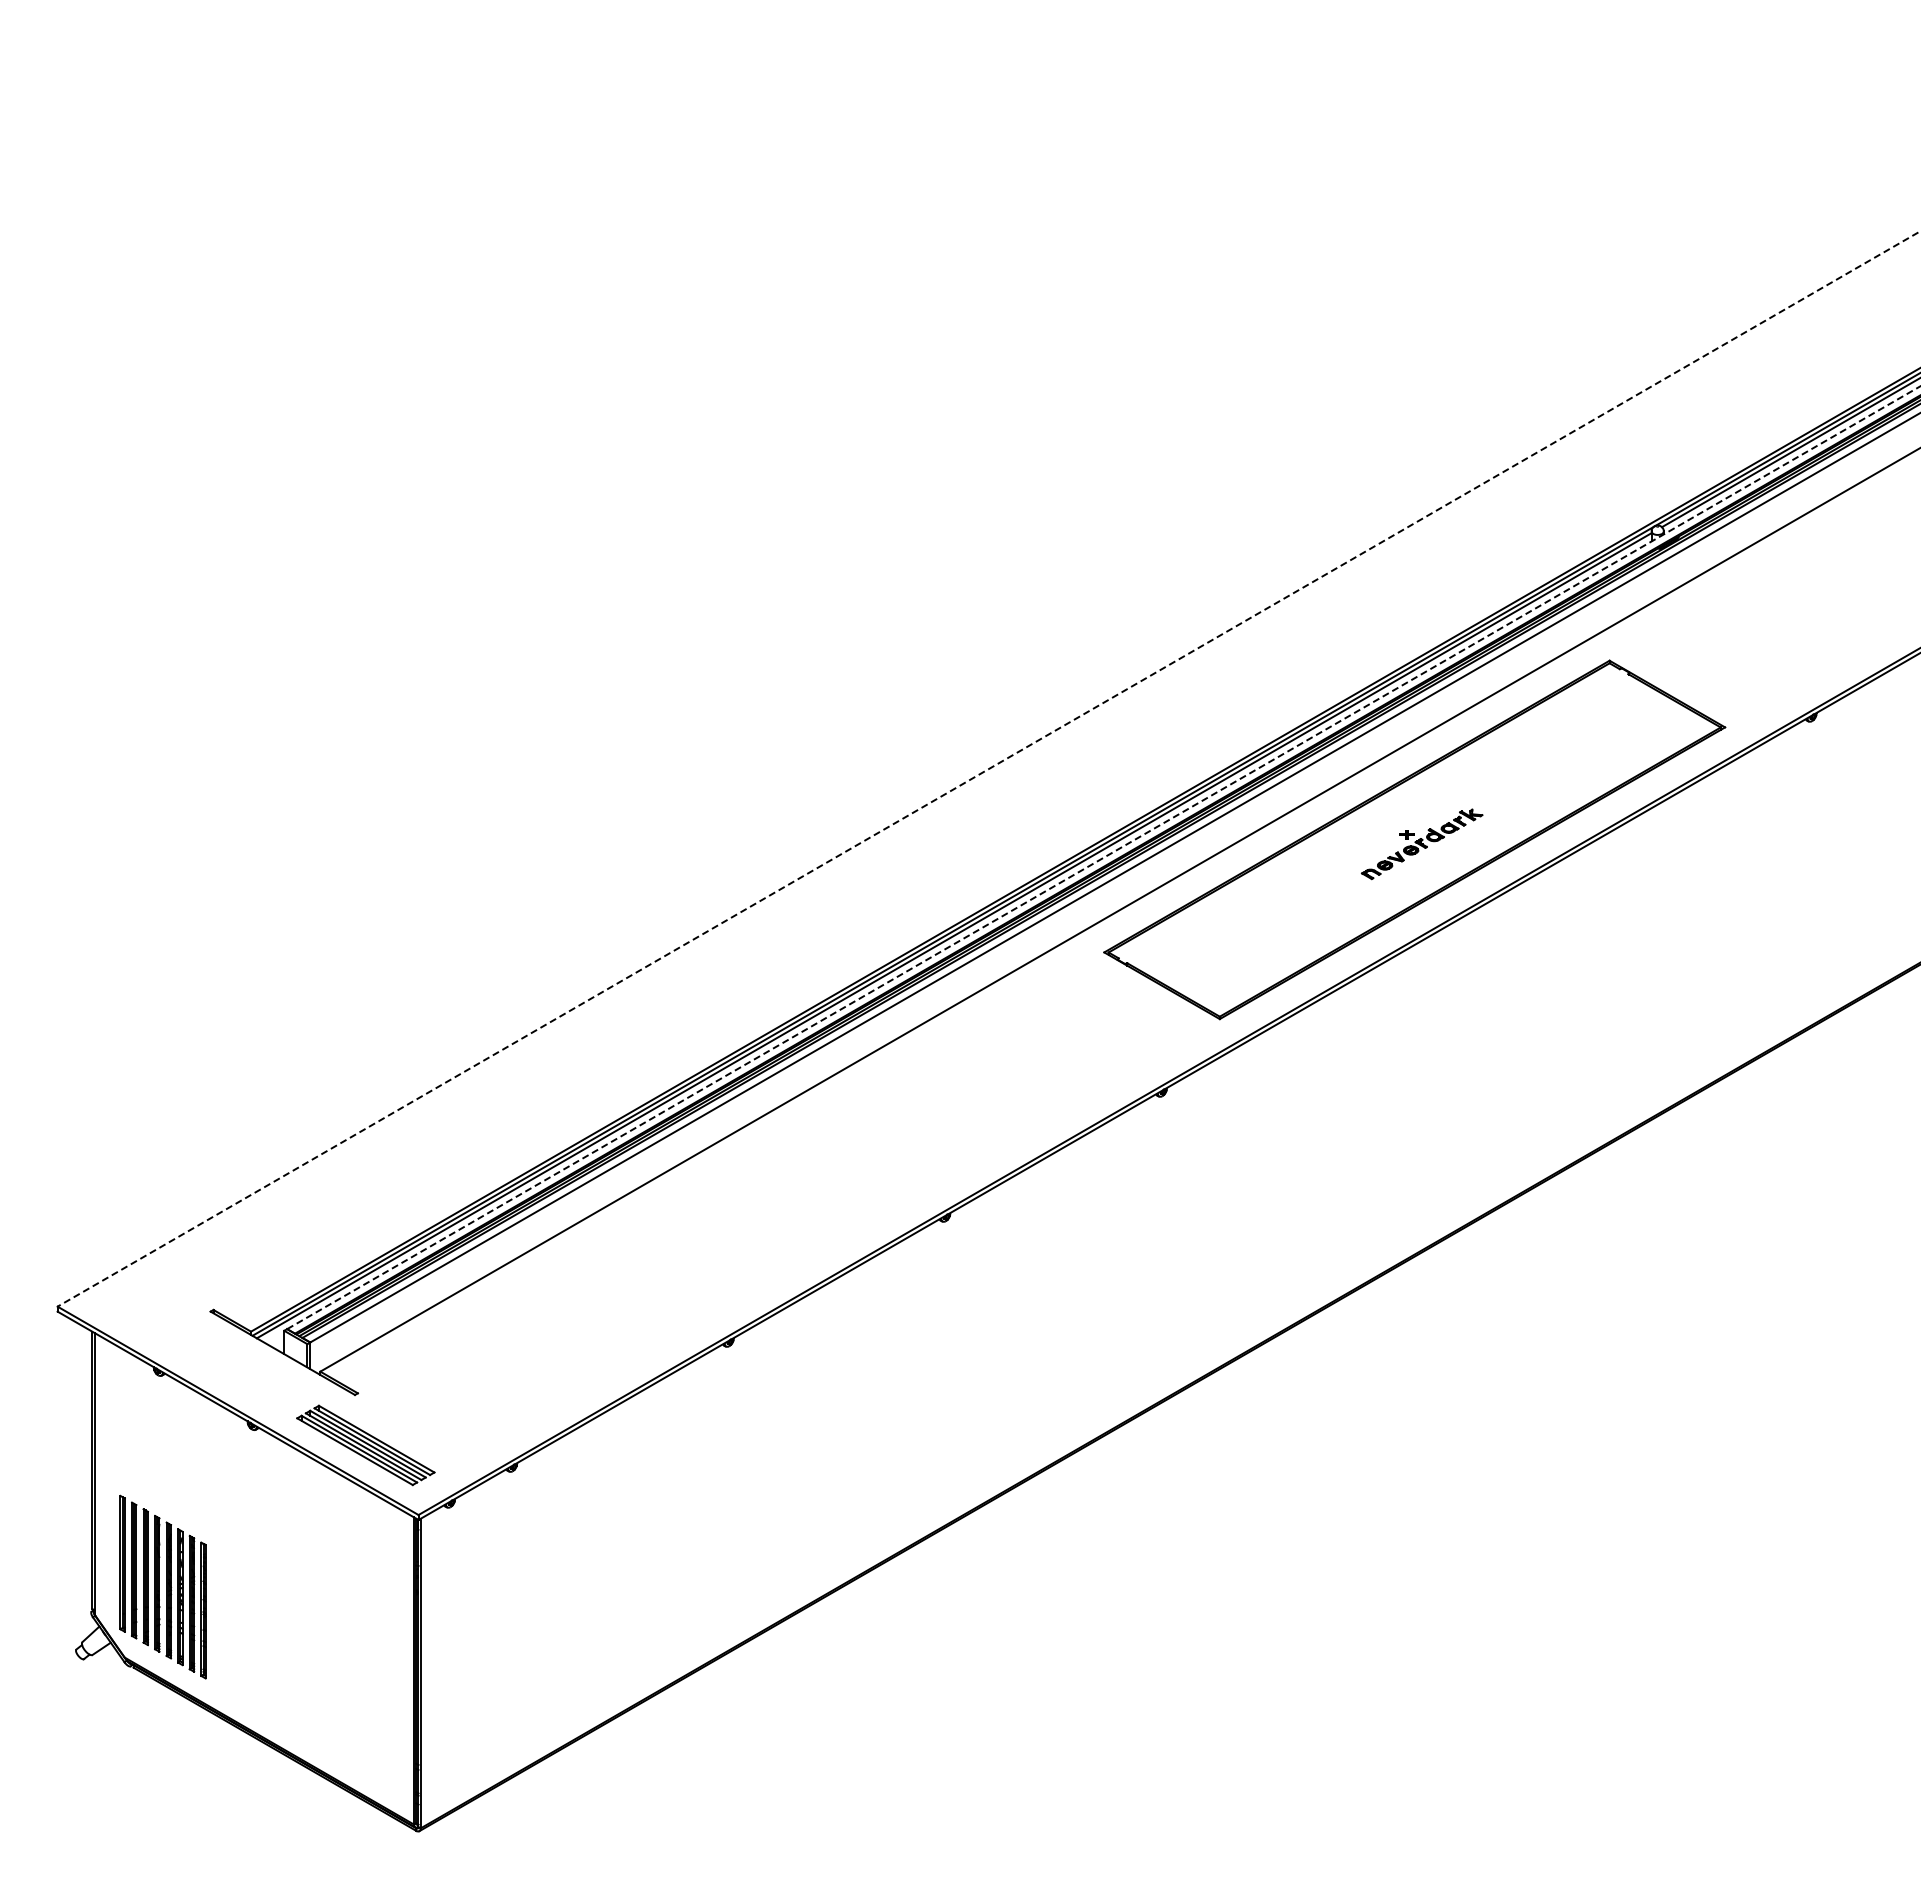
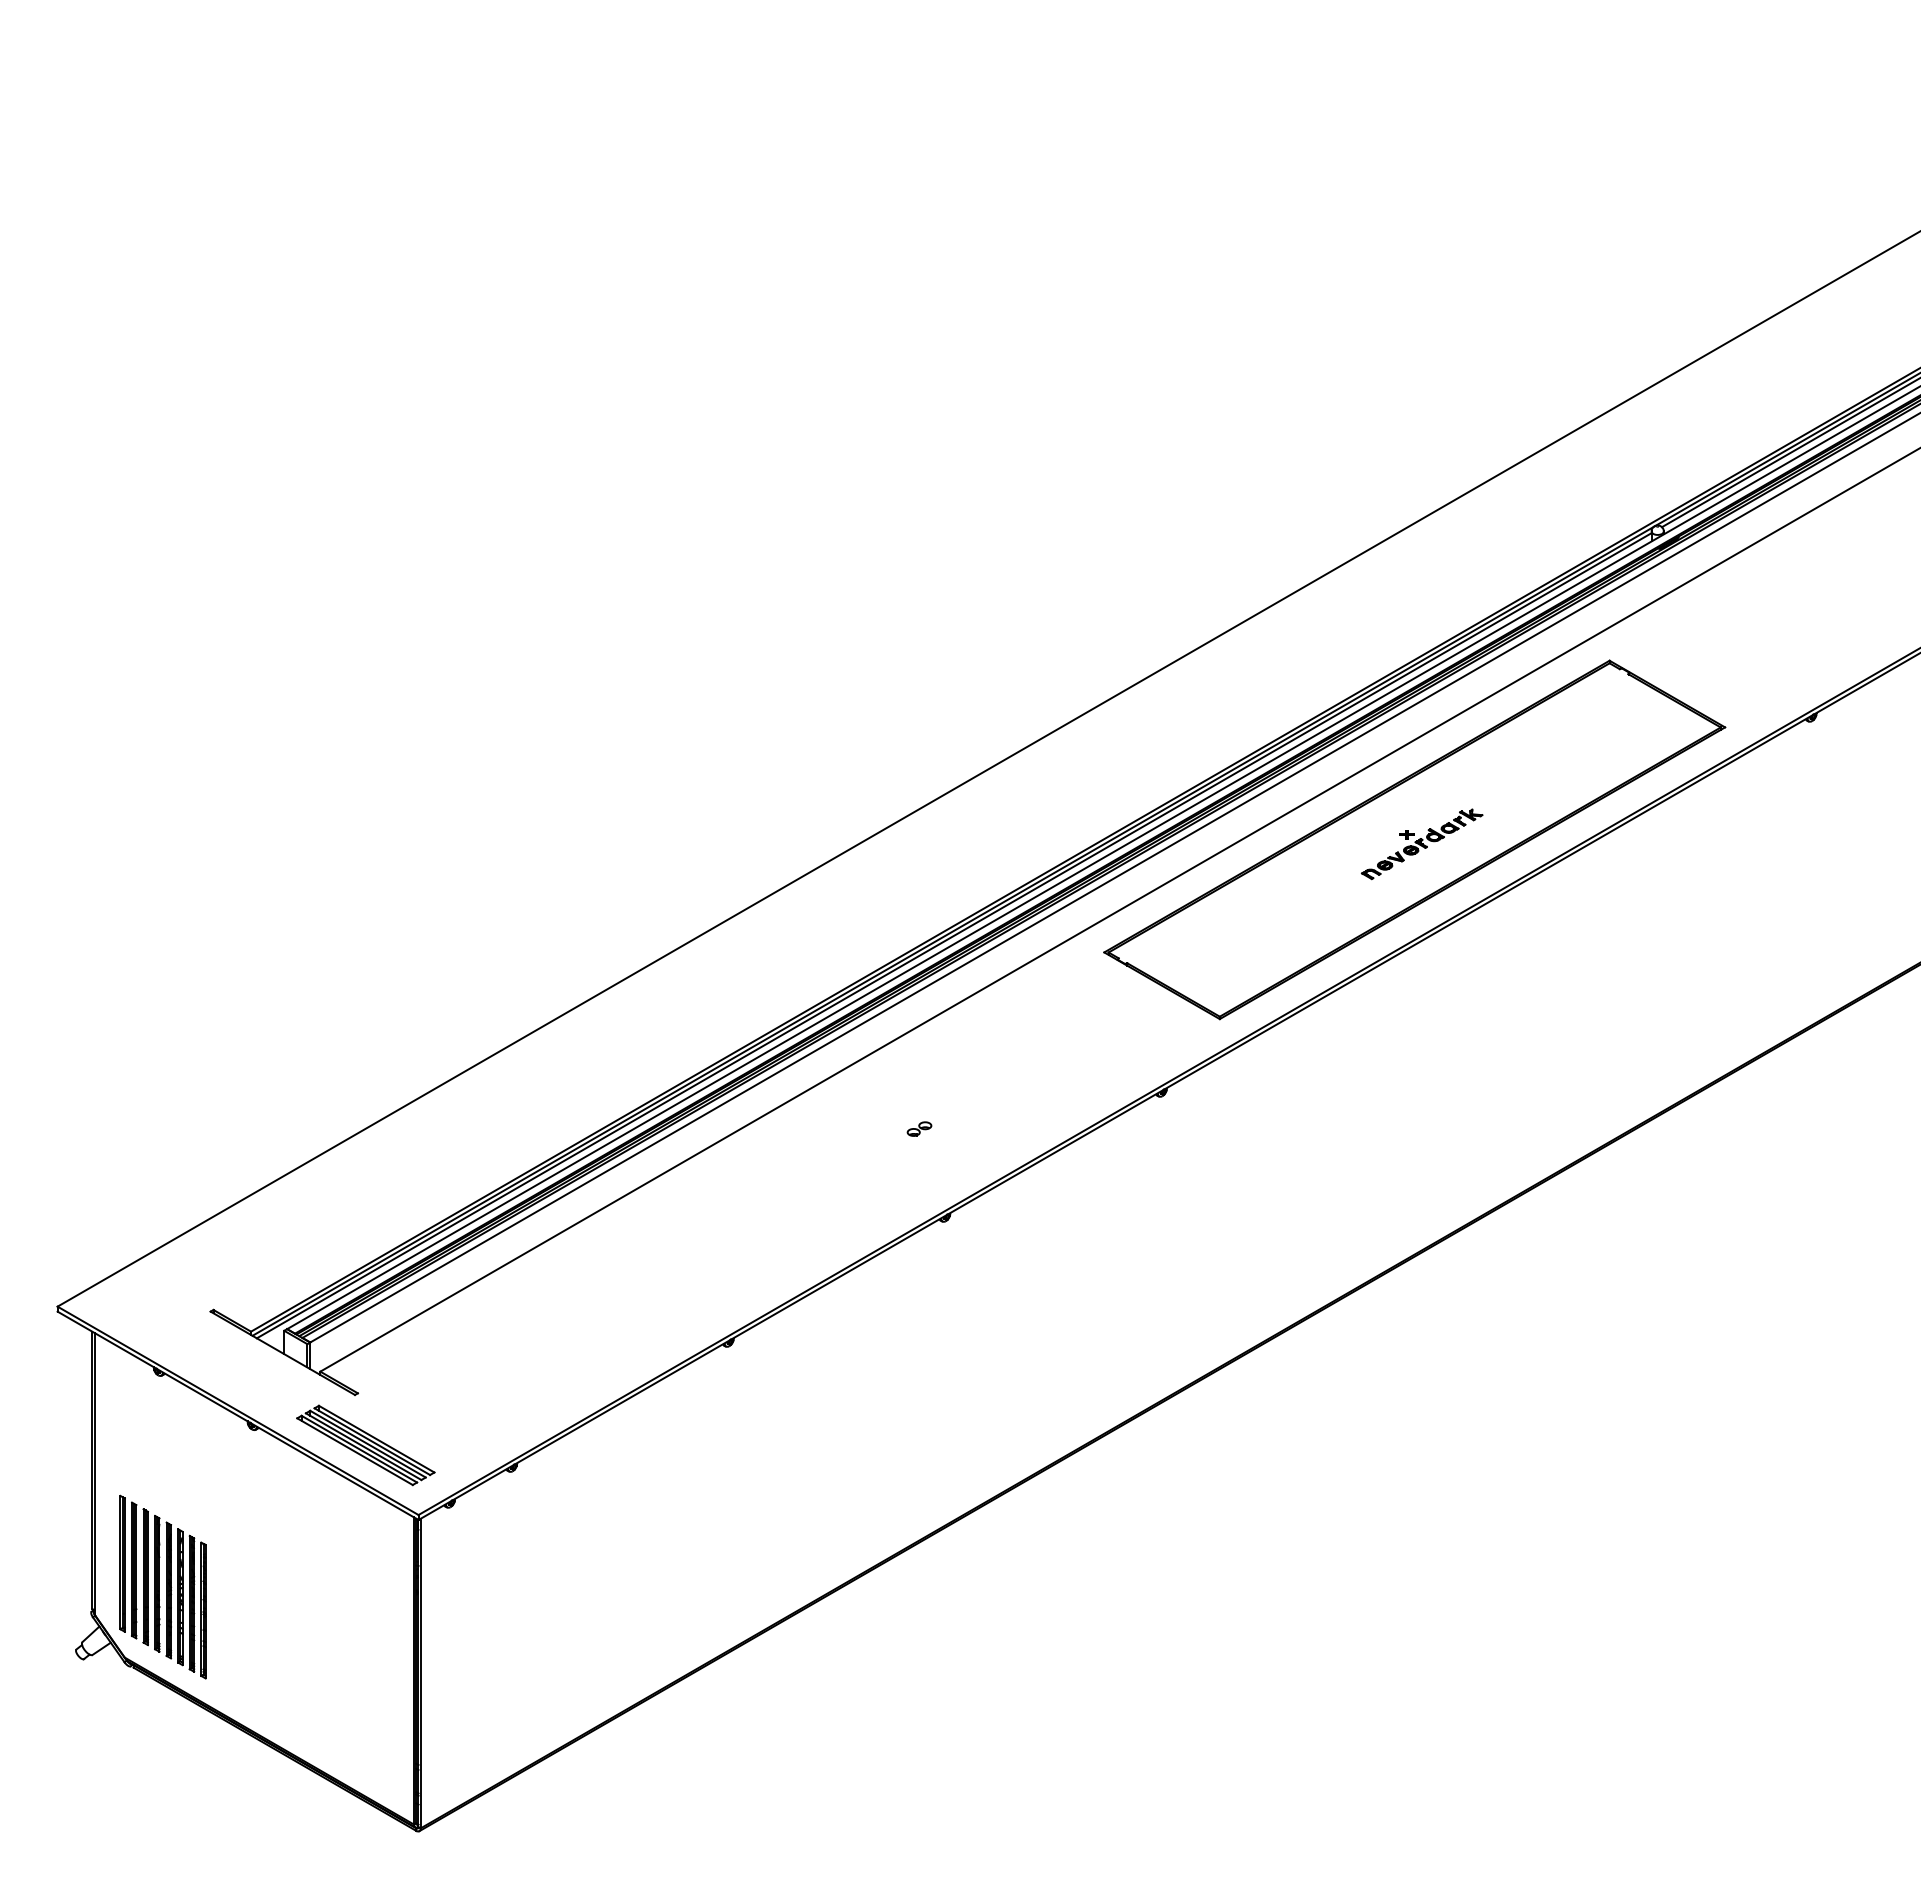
line: dashed -> solid (988, 769)
line: dashed -> solid (1104, 857)
part: none -> present (919, 1128)
